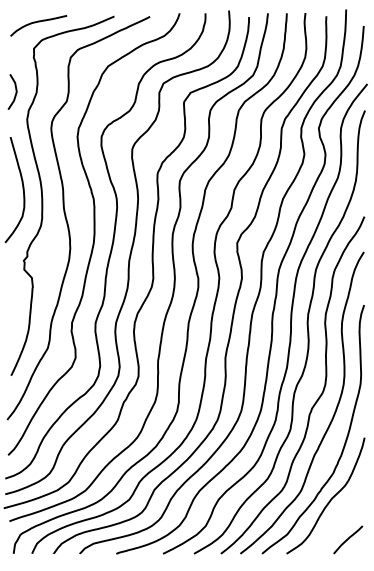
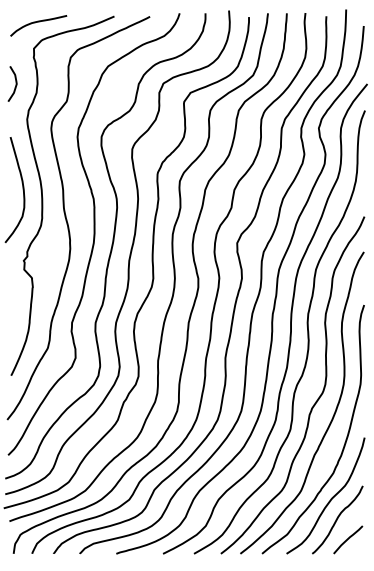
curve position: (15, 91) -> (15, 83) (15, 83)
curve: none -> present (337, 519)
